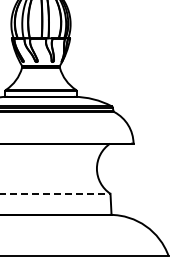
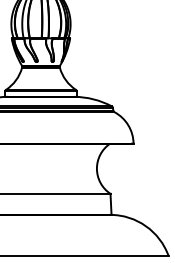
line: dashed -> solid (55, 193)
